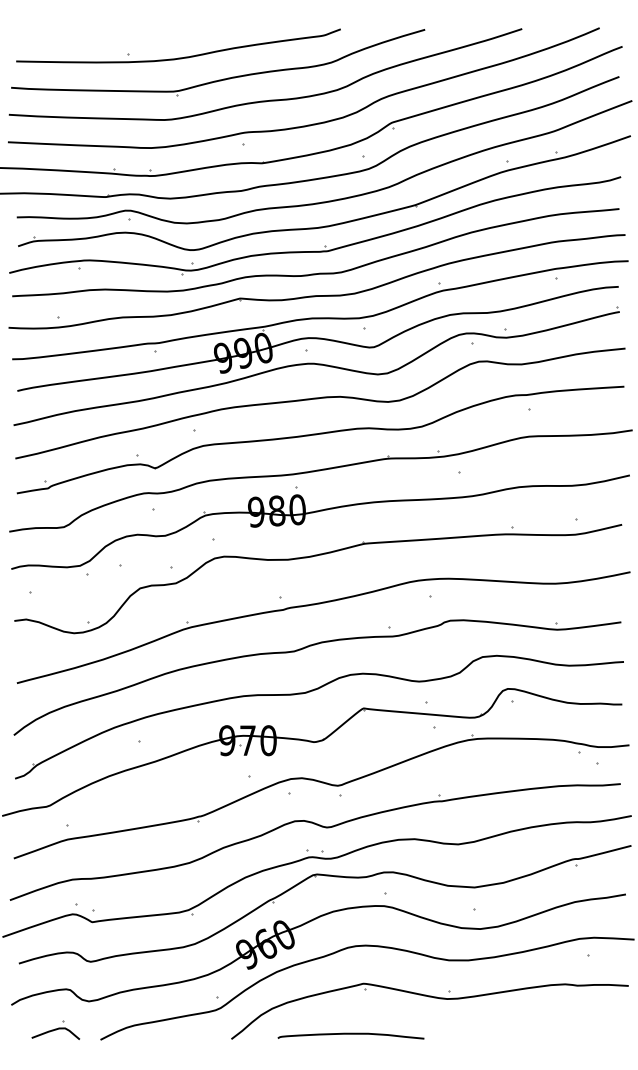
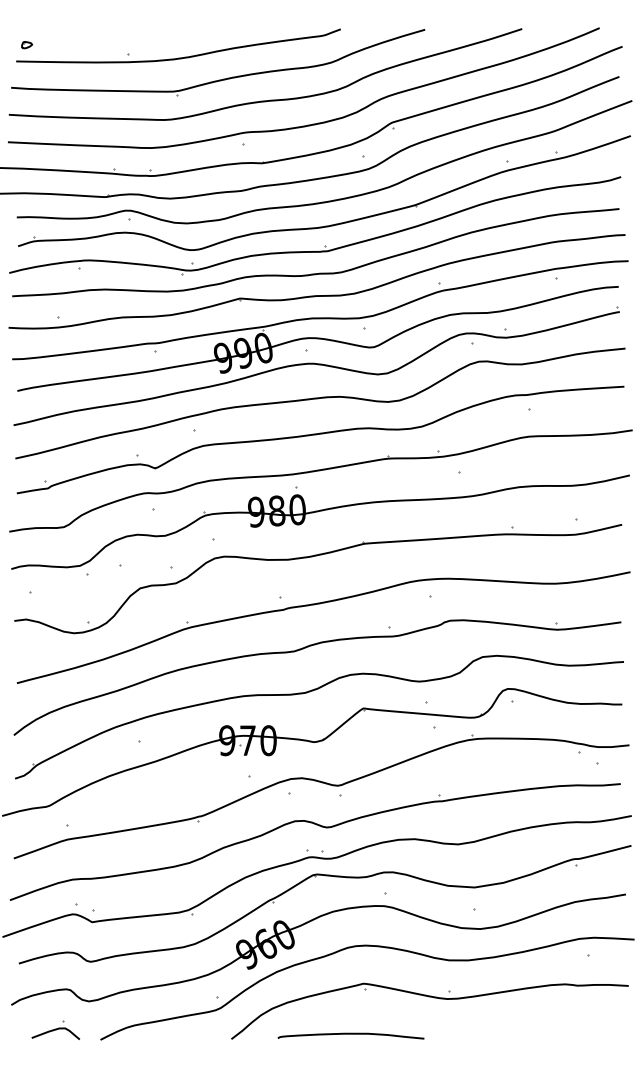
part: none -> present (27, 45)
